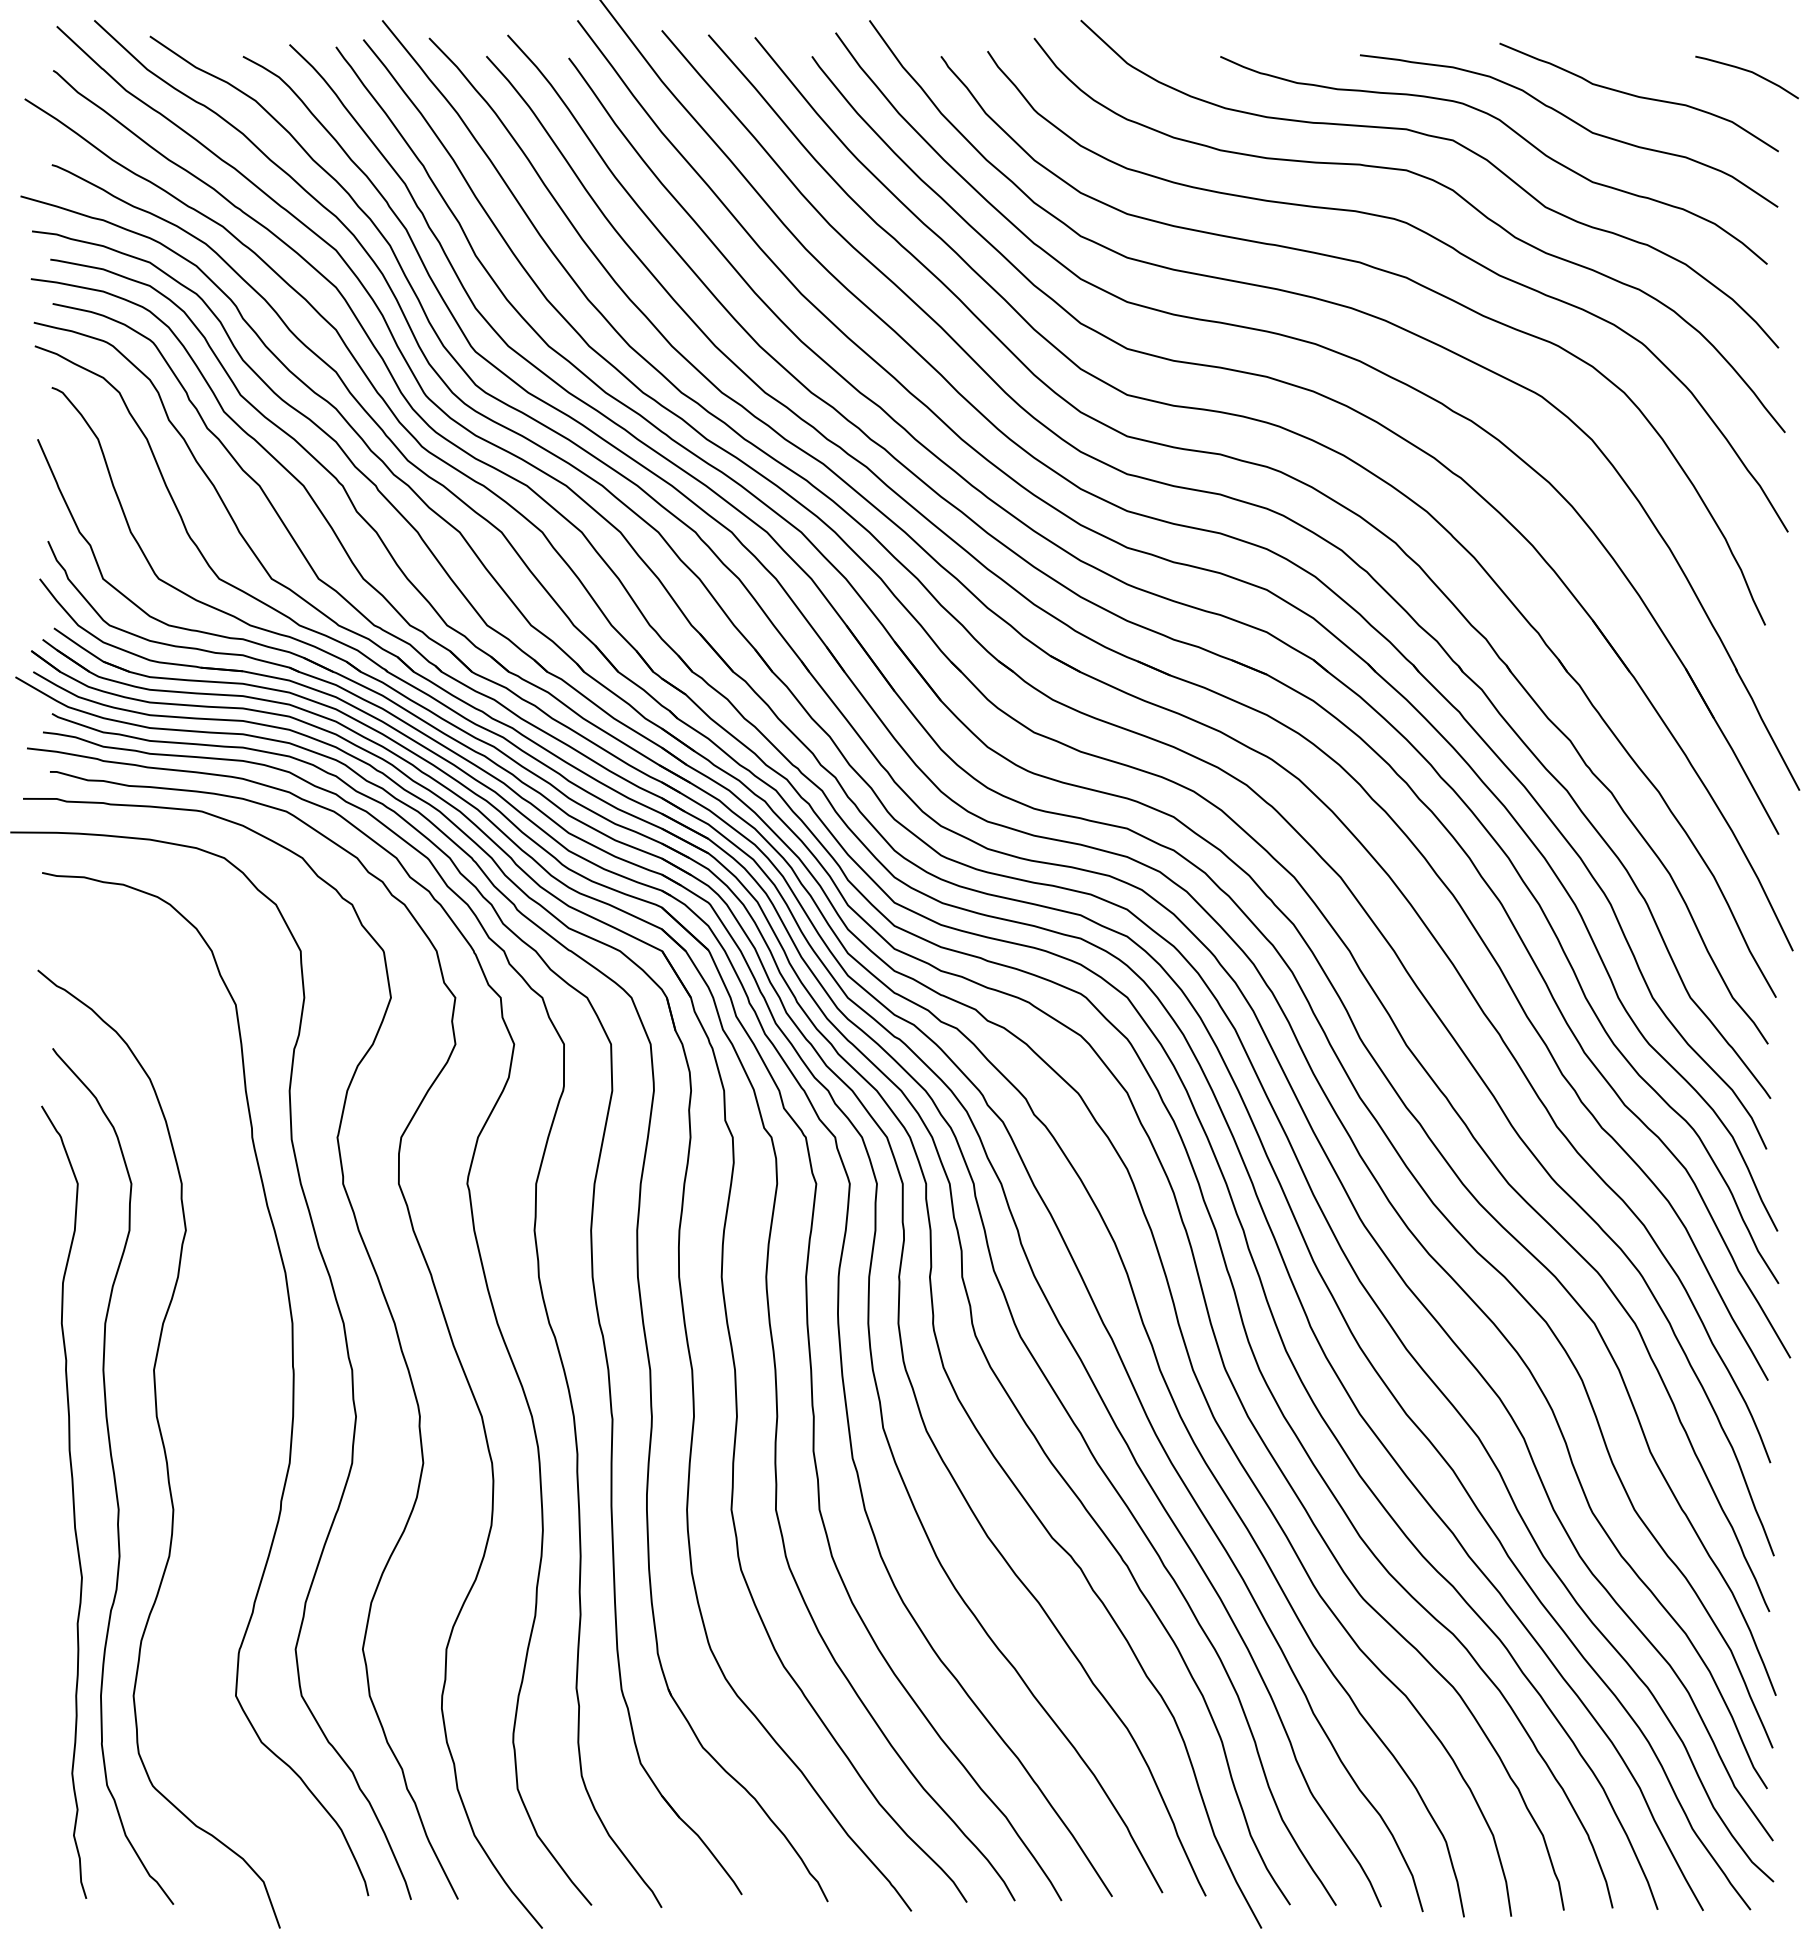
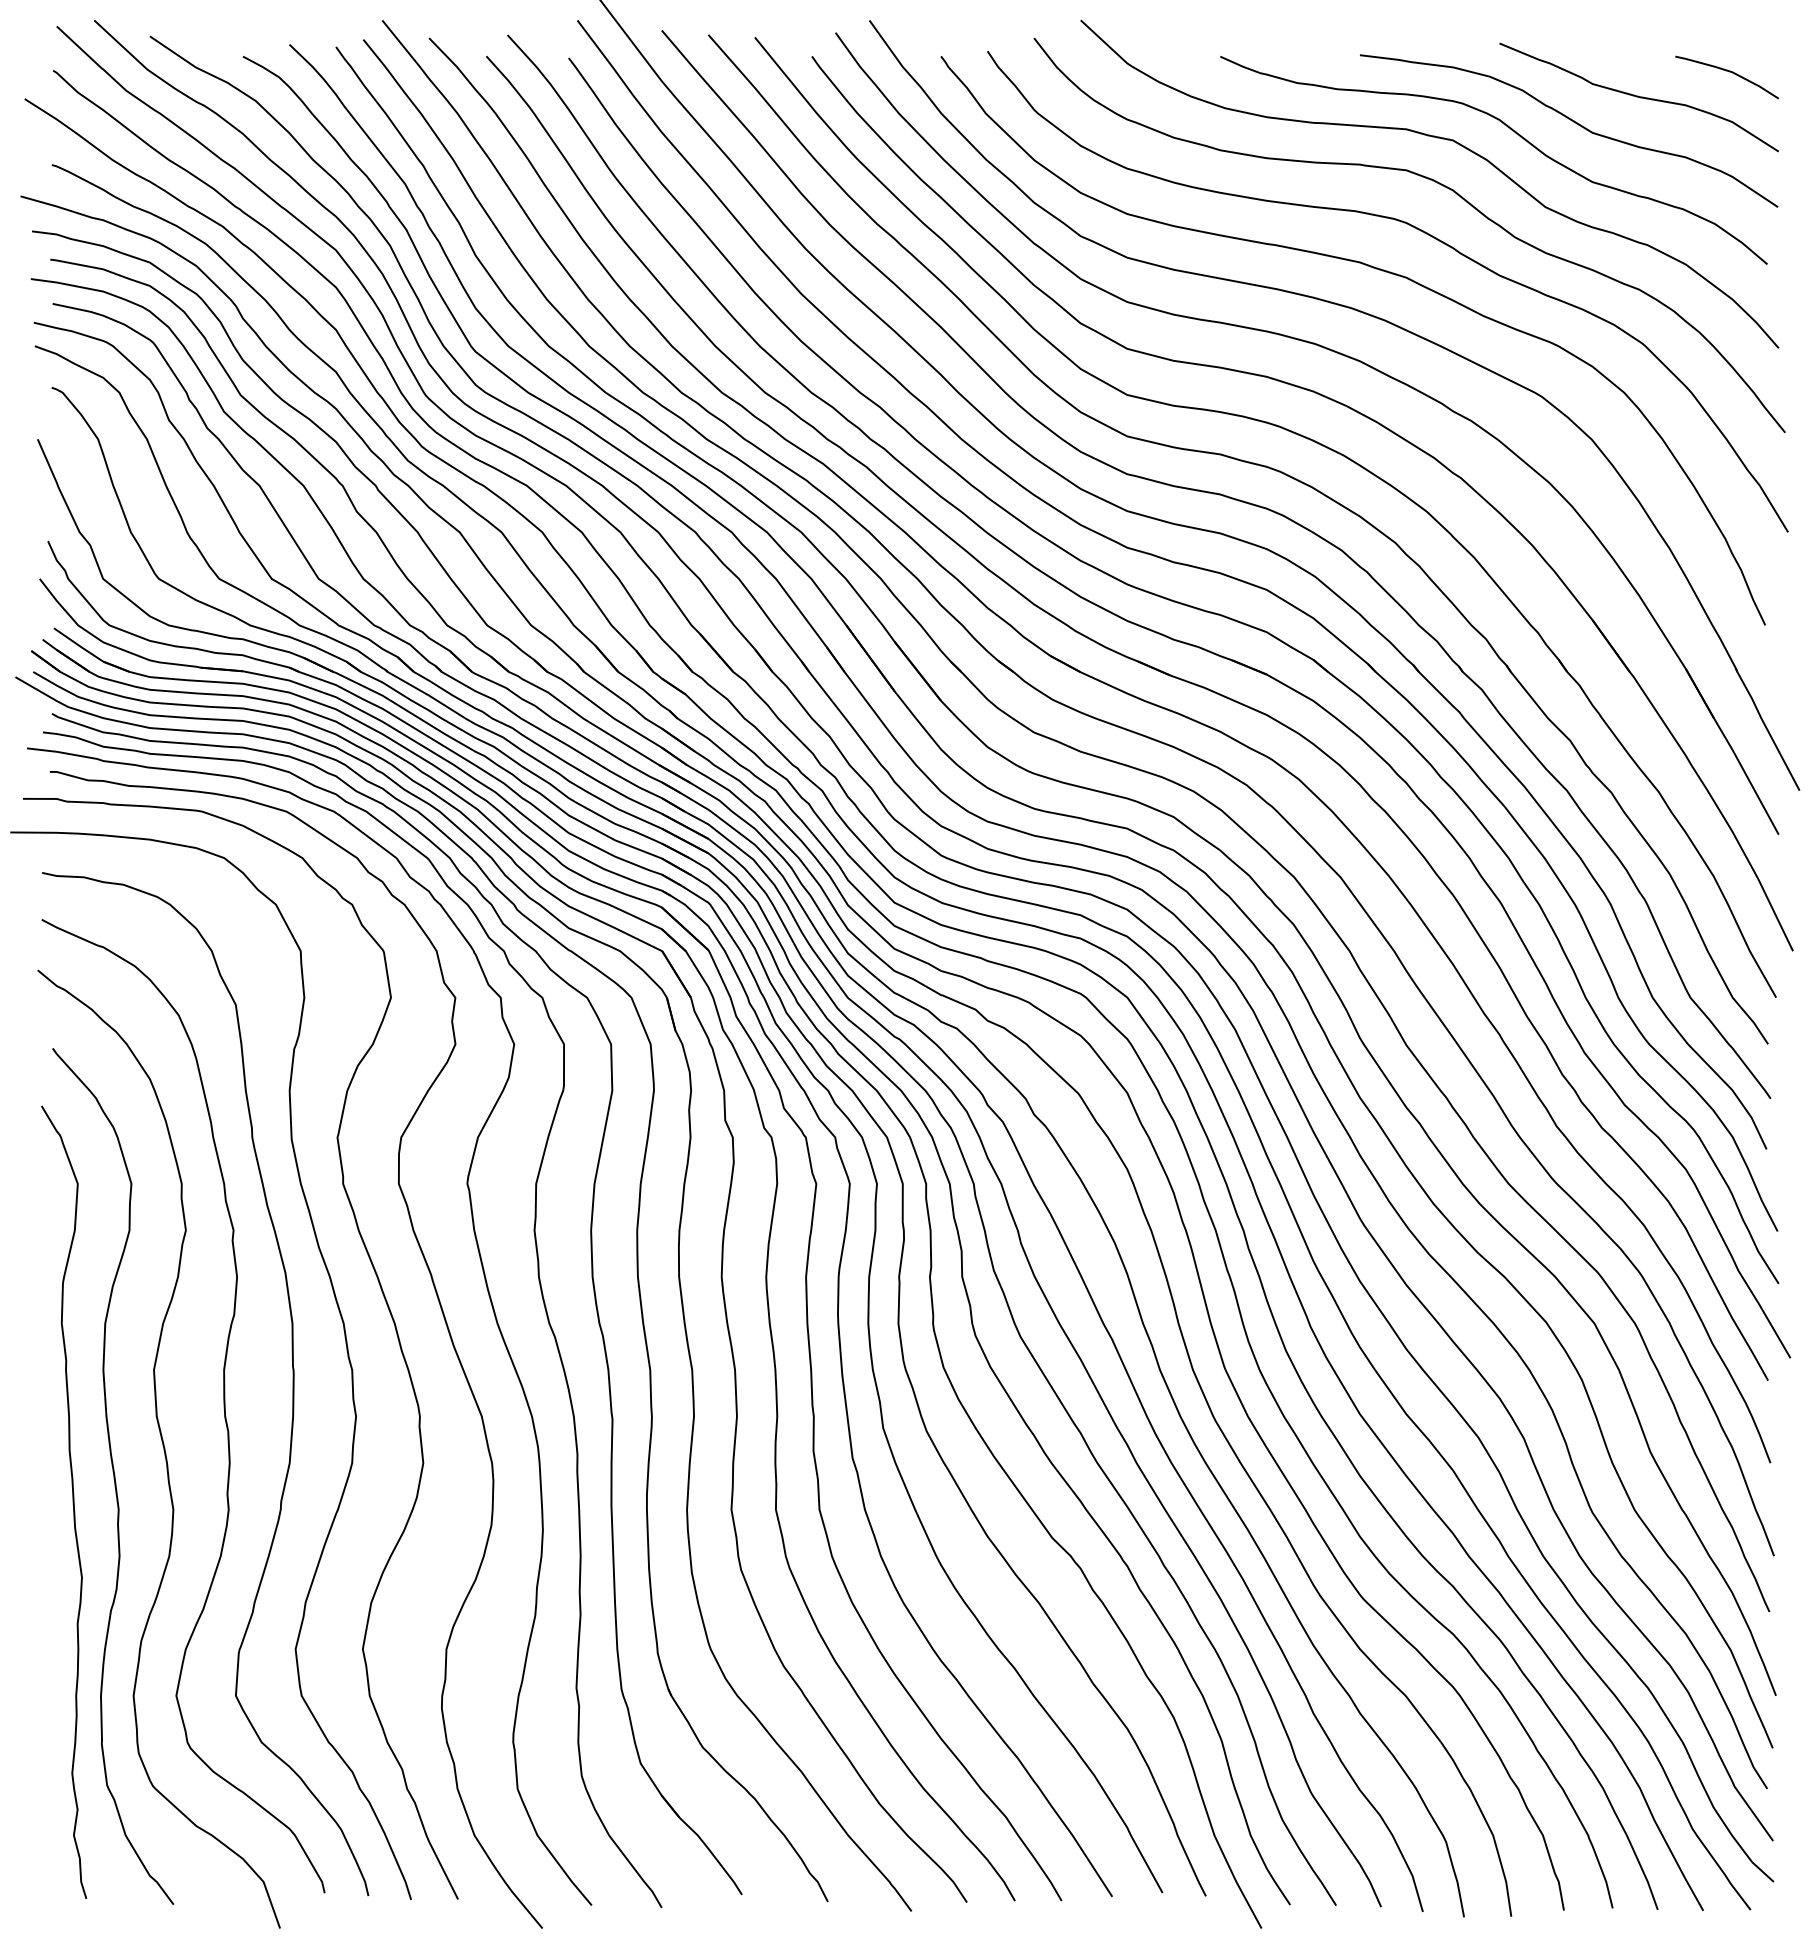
curve position: (1749, 72) -> (1729, 72) (1729, 72)
curve: none -> present (223, 1406)
